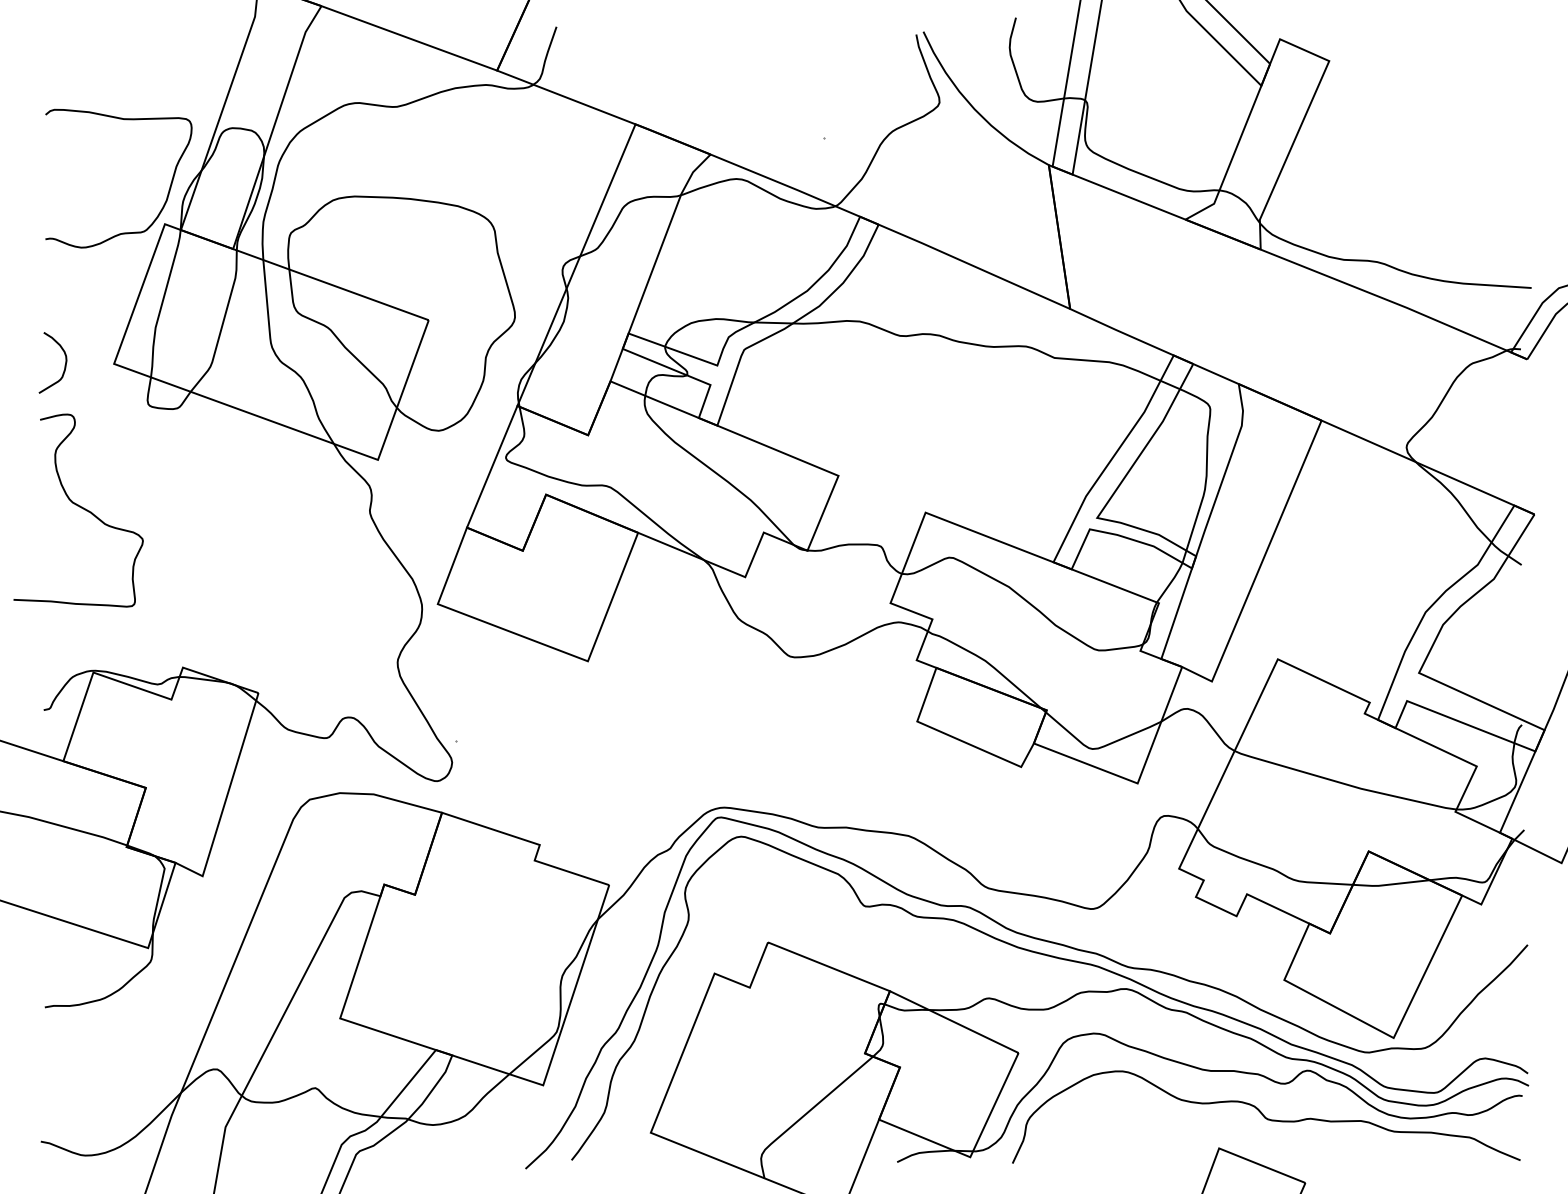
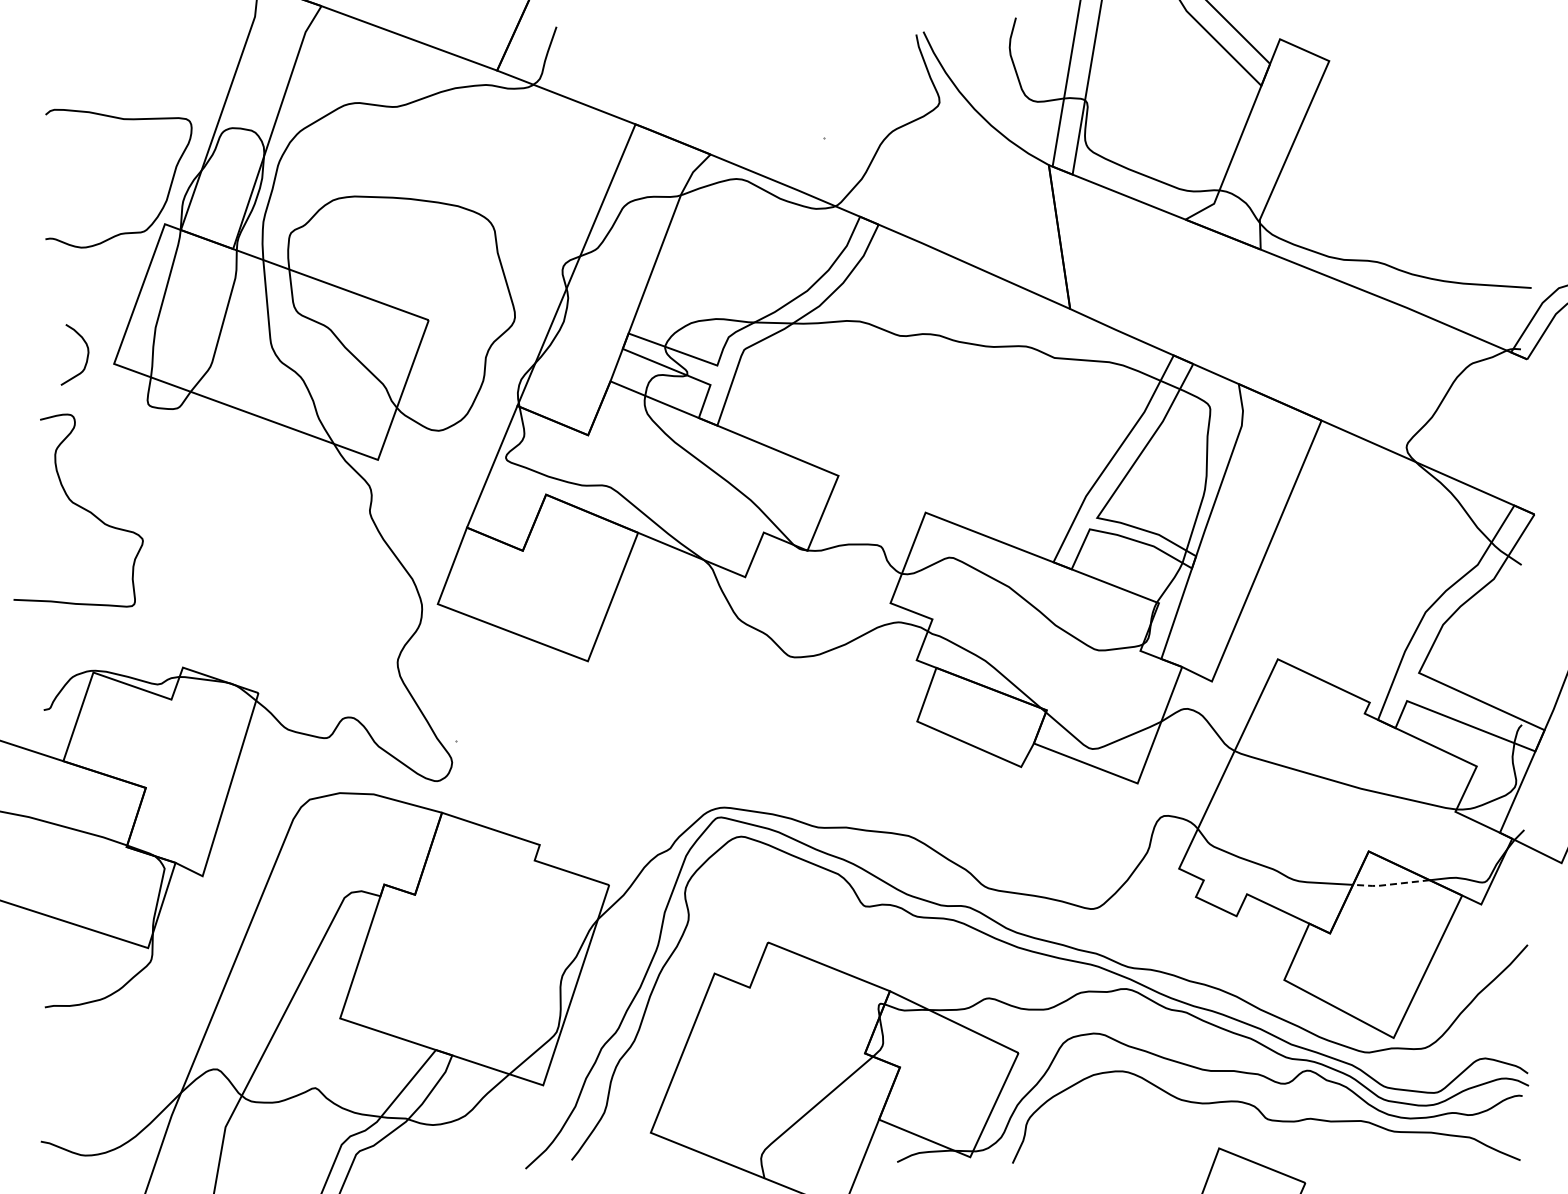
curve position: (64, 365) -> (86, 357) (86, 357)
line: solid -> dashed (1389, 884)
